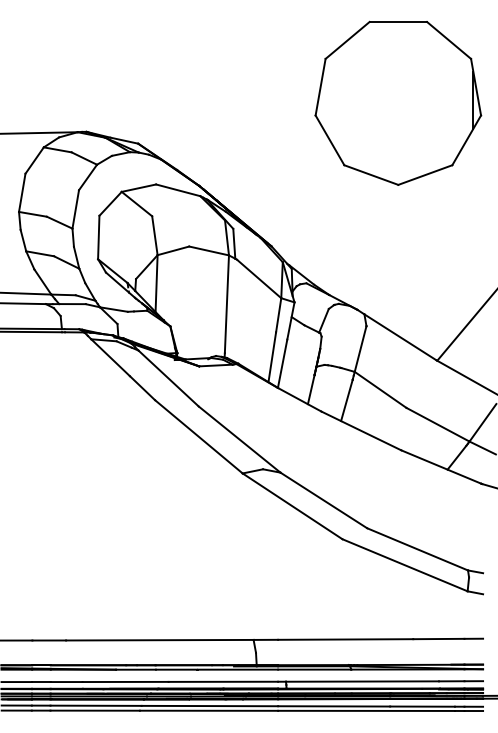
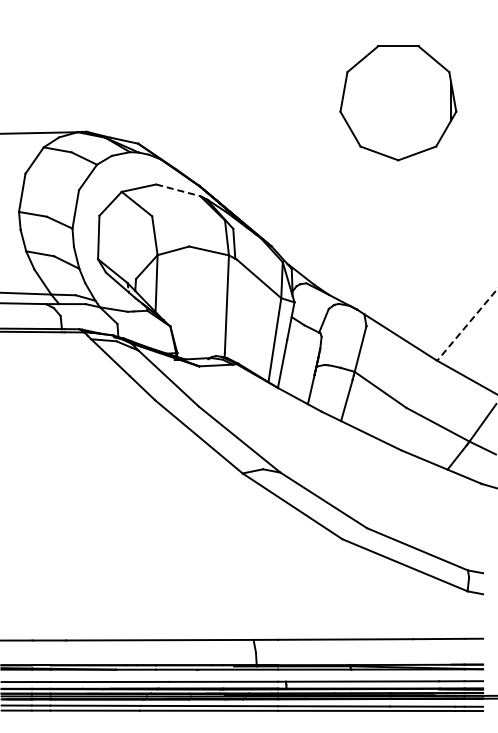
part size: 169x166 px -> 119x117 px (398, 103)
line: solid -> dashed (178, 190)
line: solid -> dashed (467, 324)
